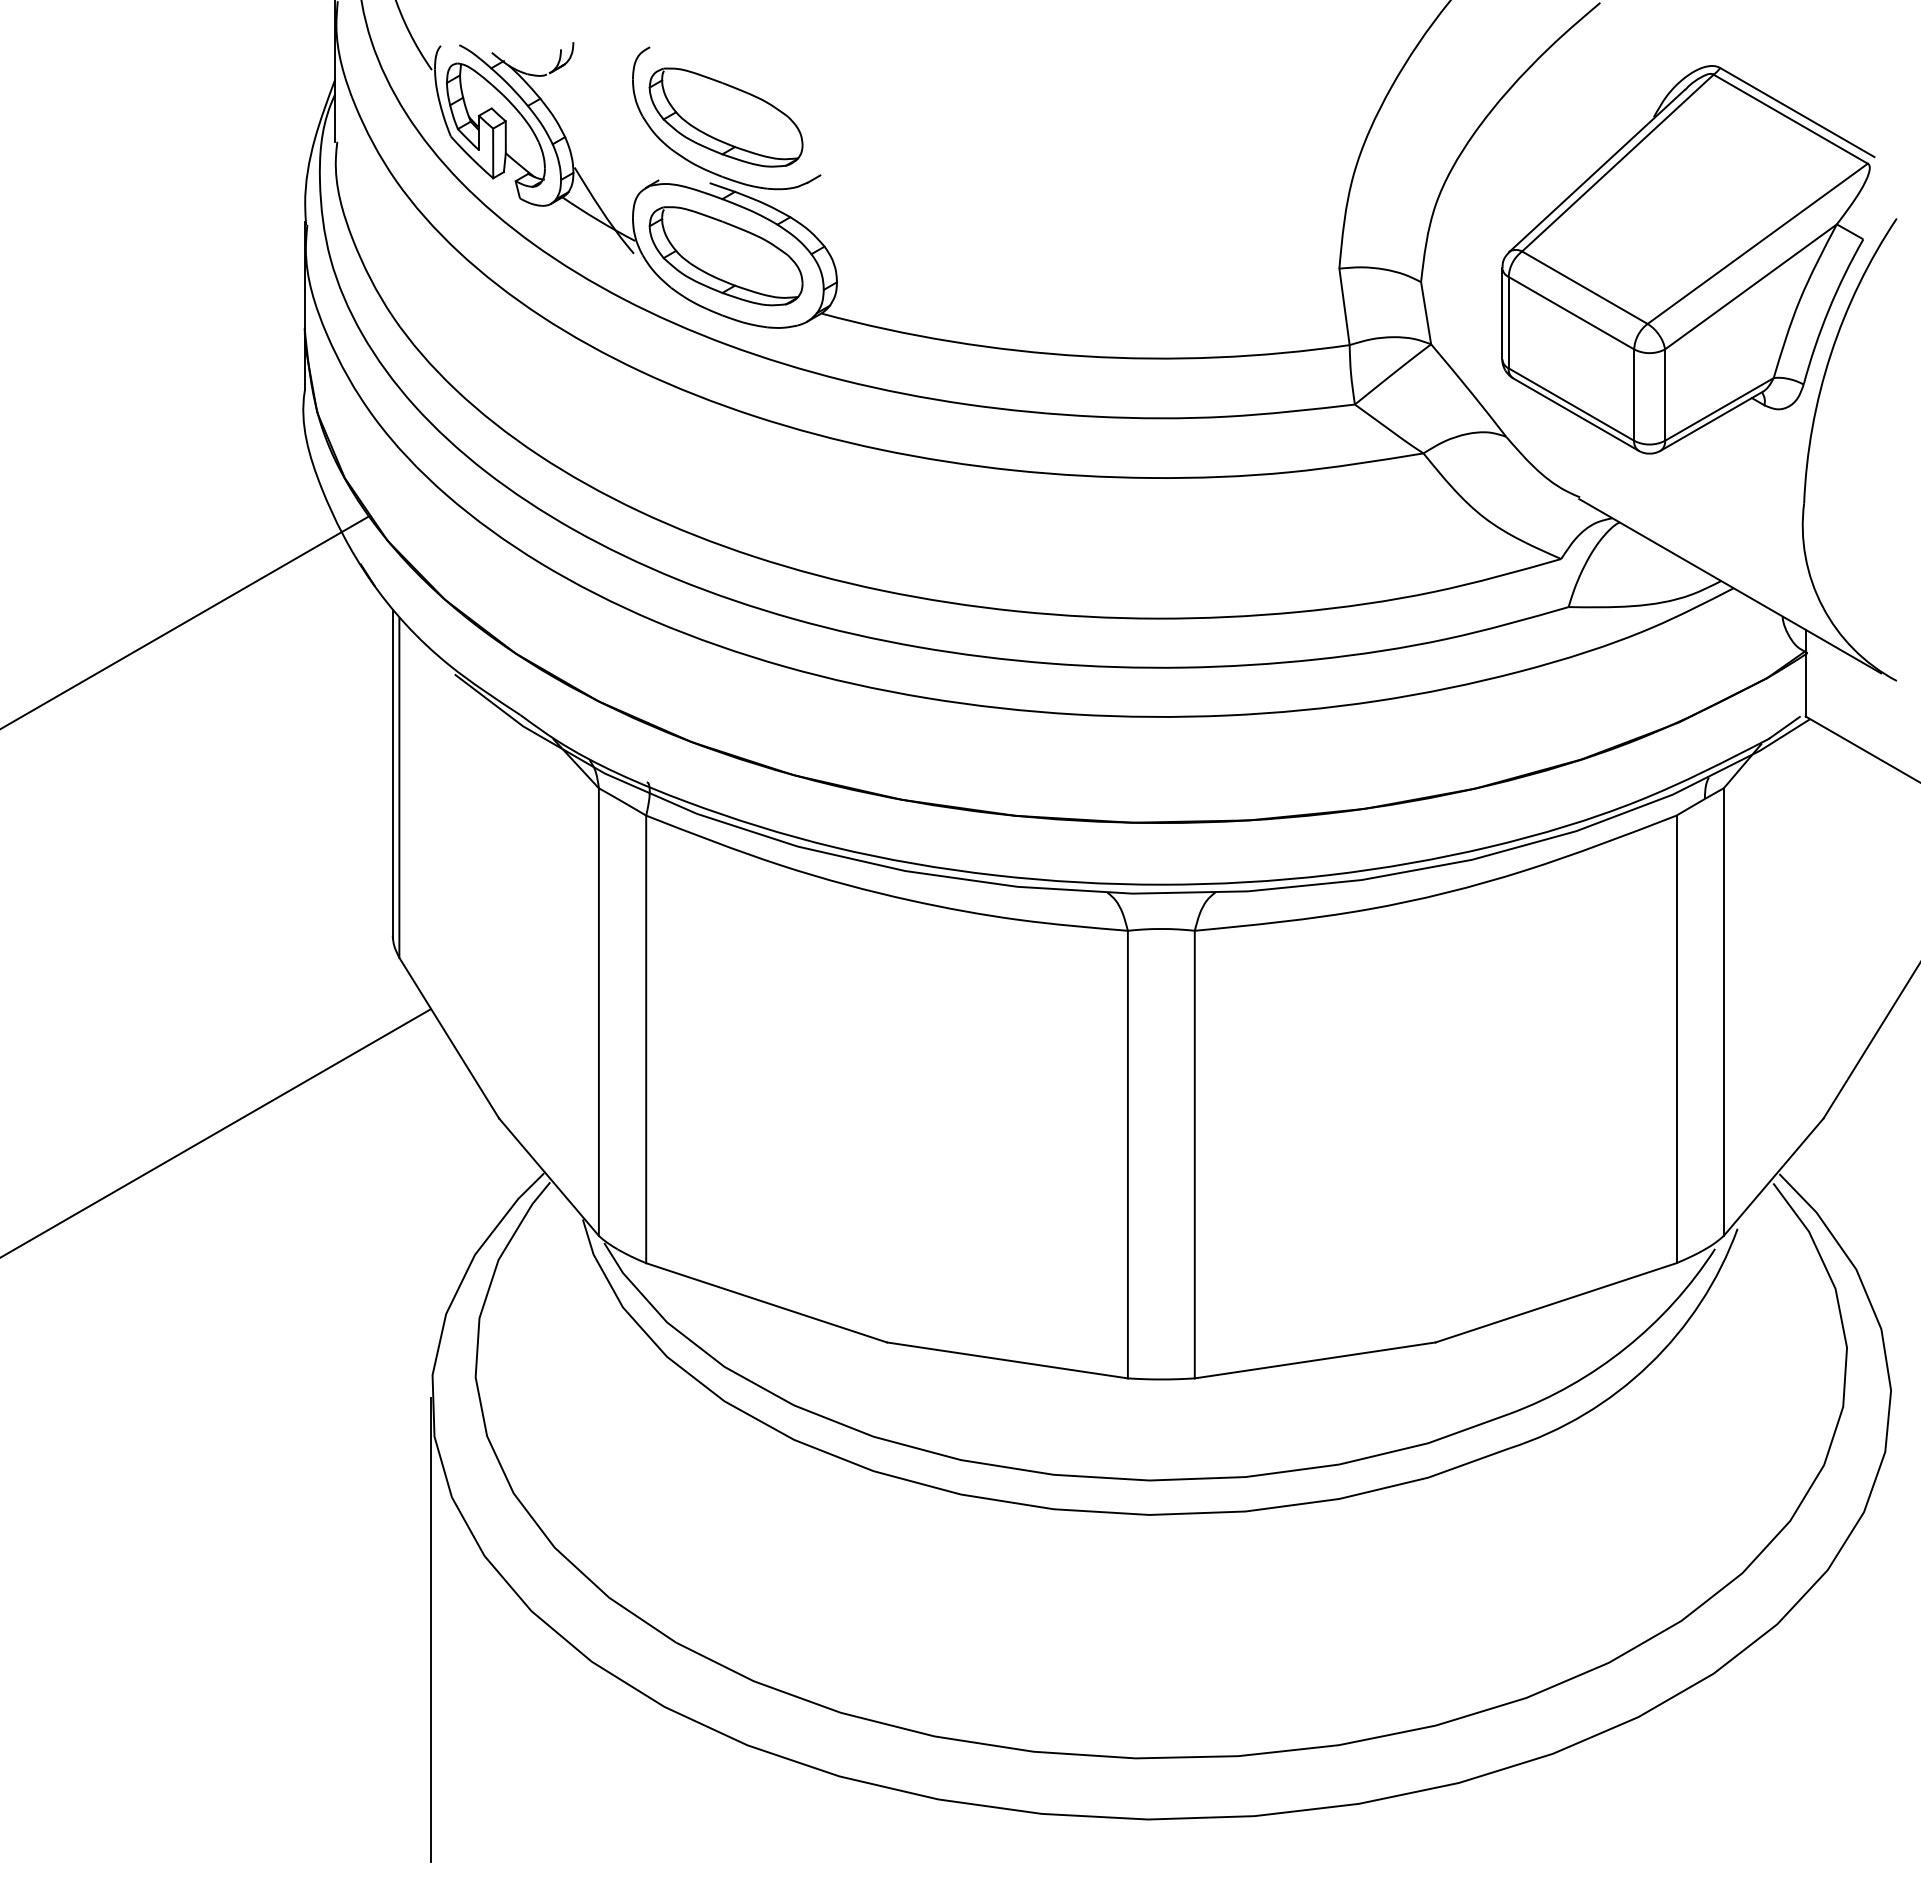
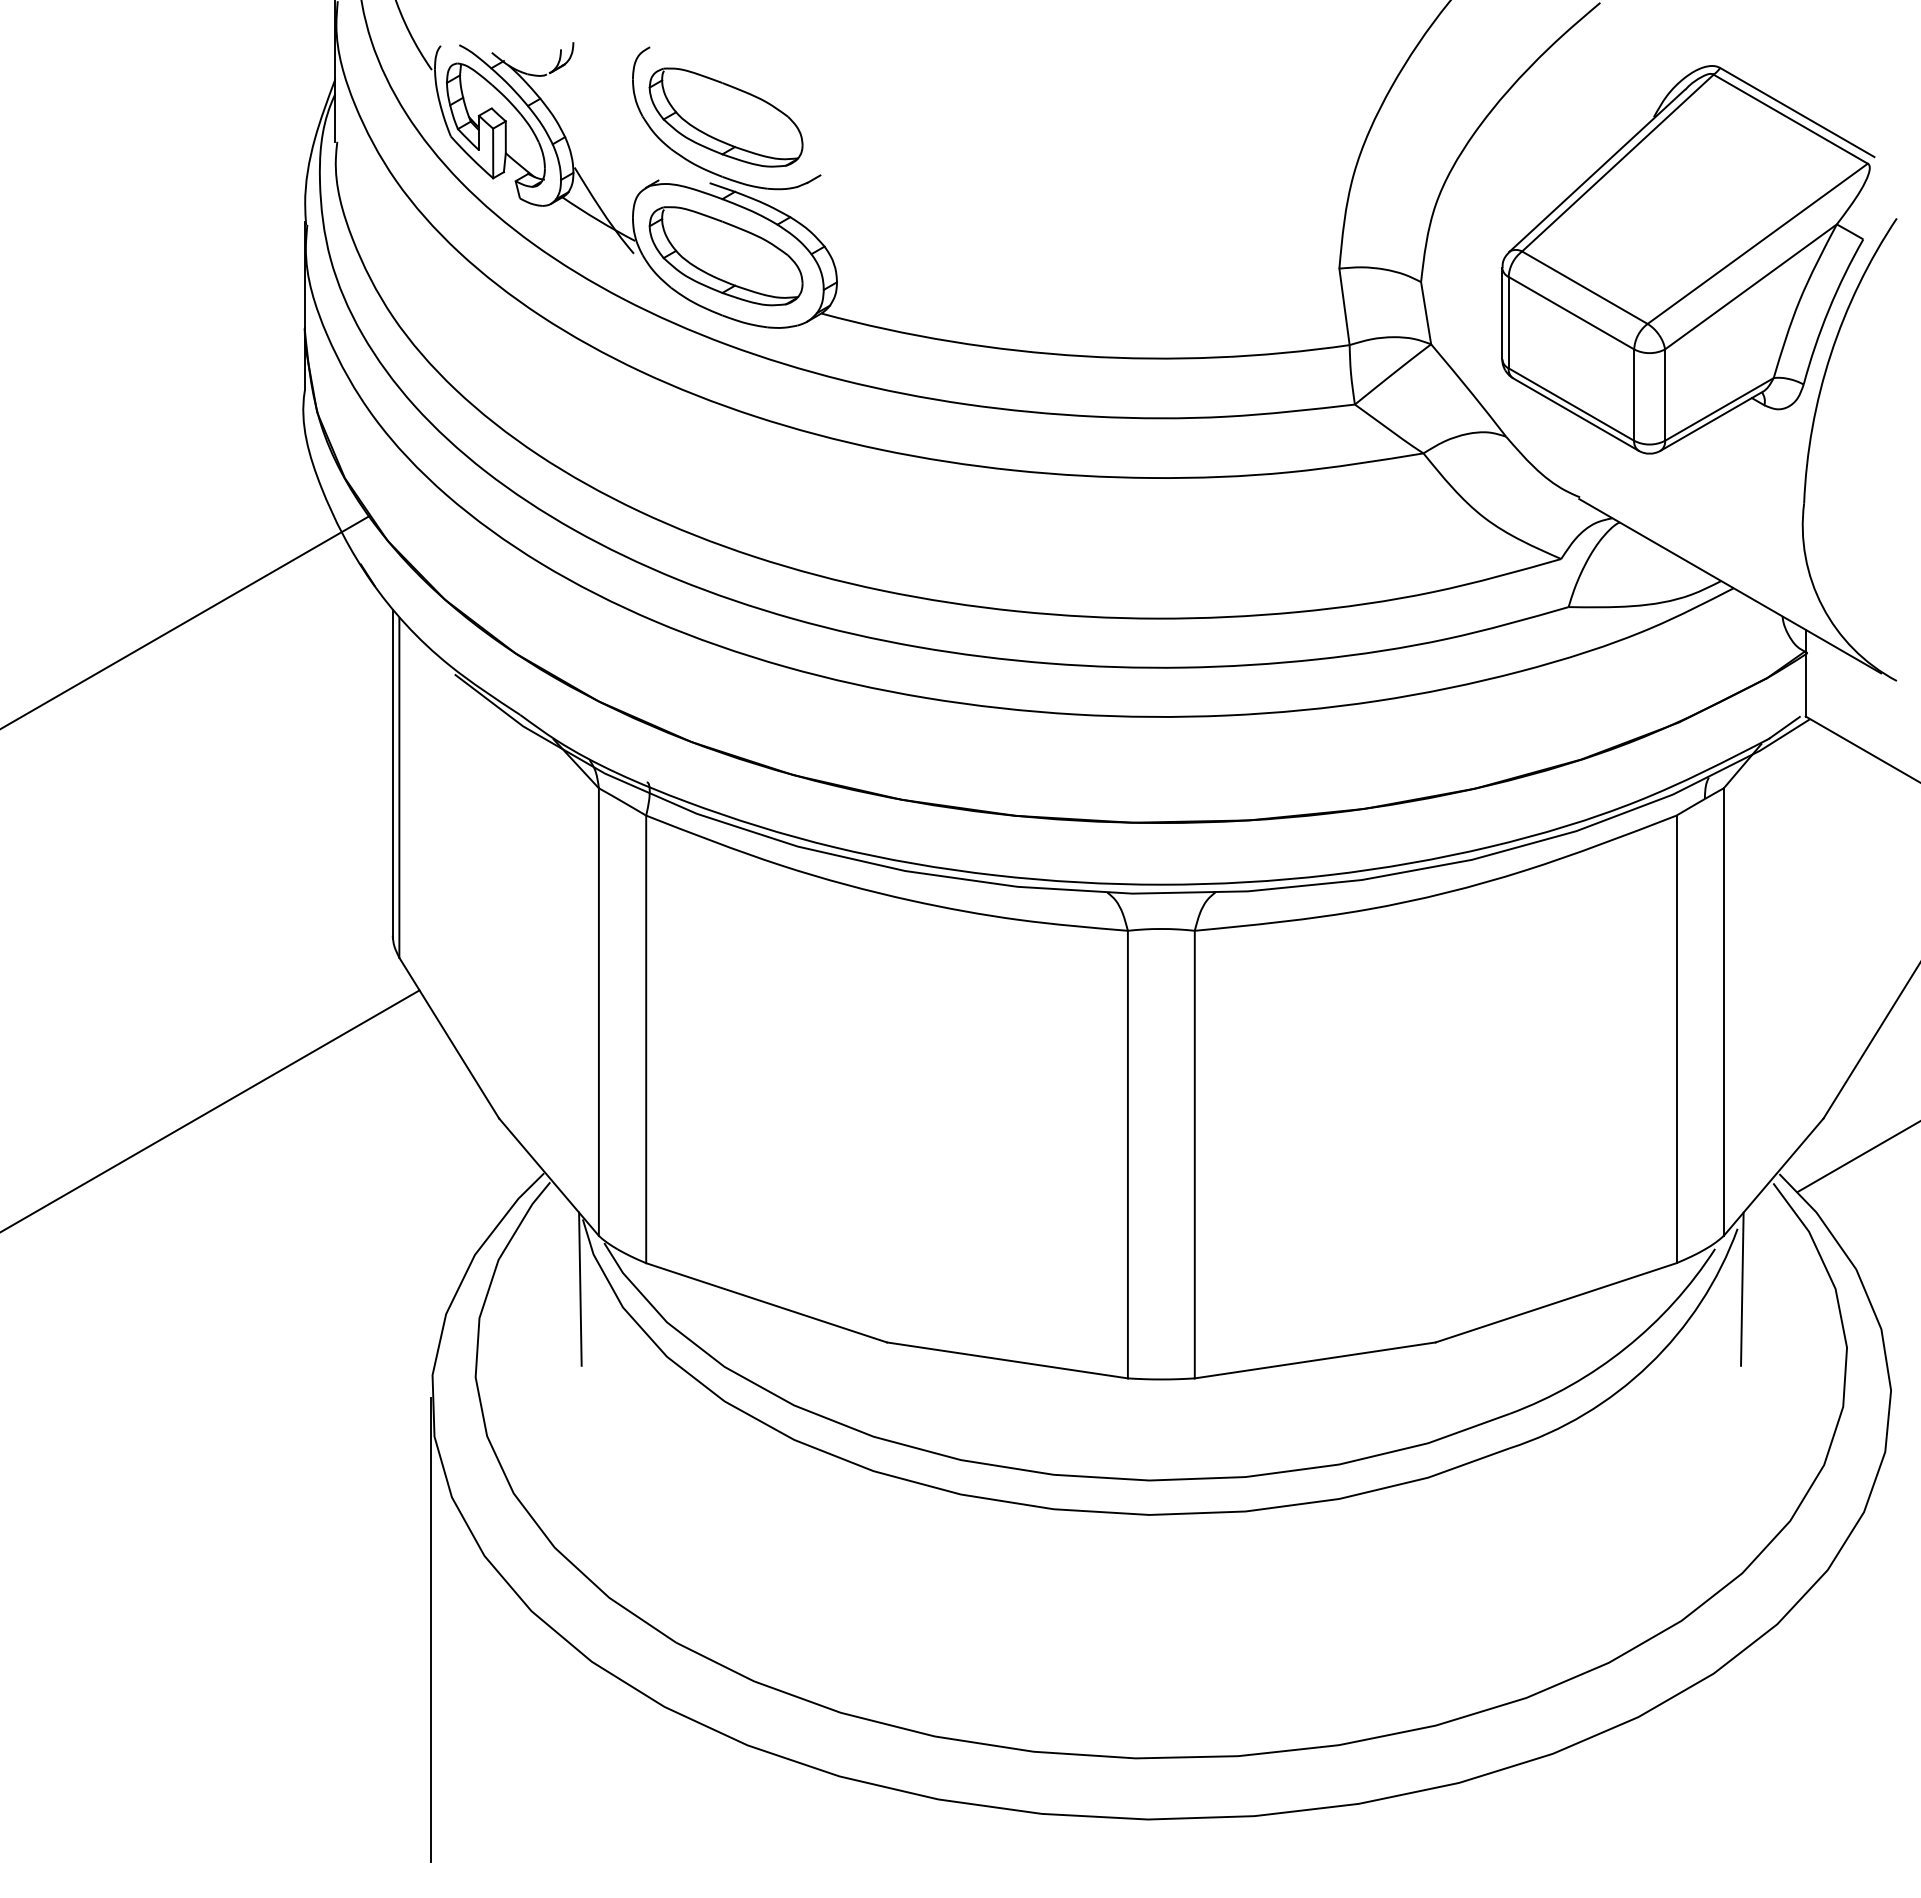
line position: (216, 1132) -> (210, 1110) (210, 1110)
line: none -> present (1857, 1156)
line: none -> present (580, 1288)
line: none -> present (1742, 1288)
